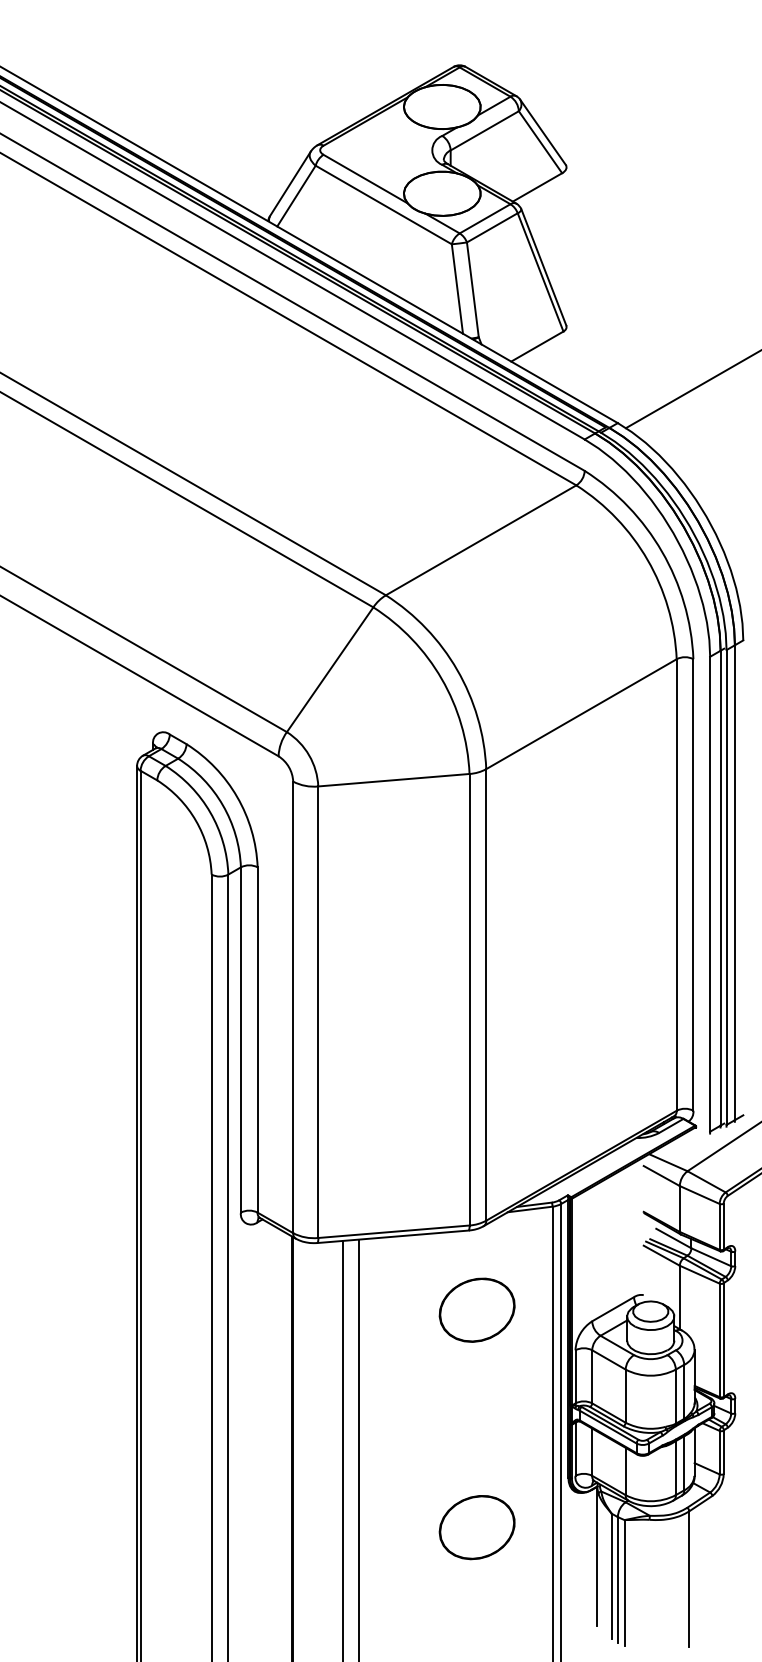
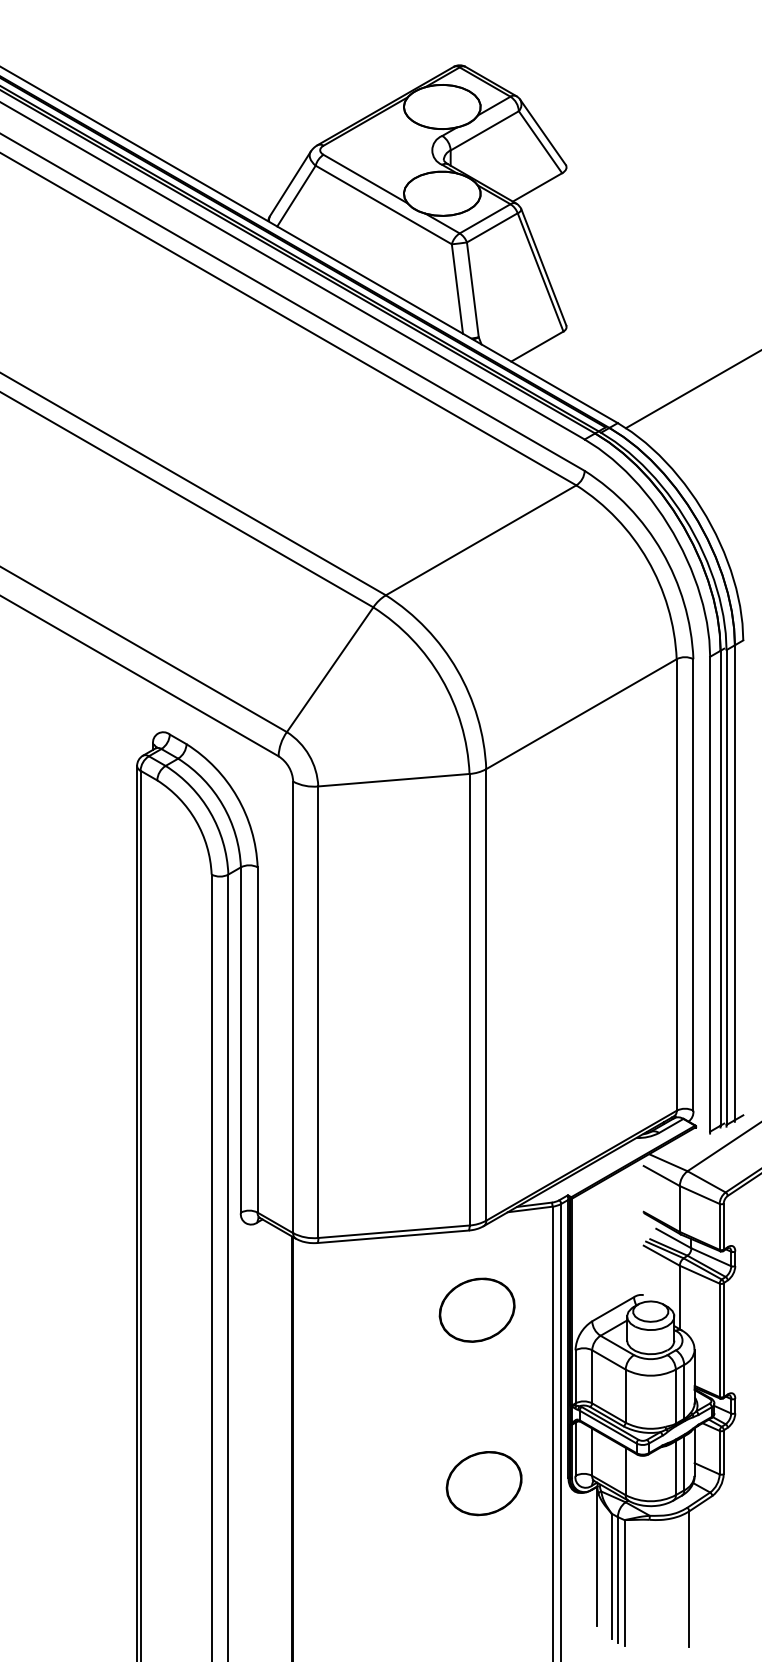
line: present -> none (359, 1448)
line: present -> none (342, 1449)
part position: (476, 1527) -> (483, 1483) (483, 1483)
